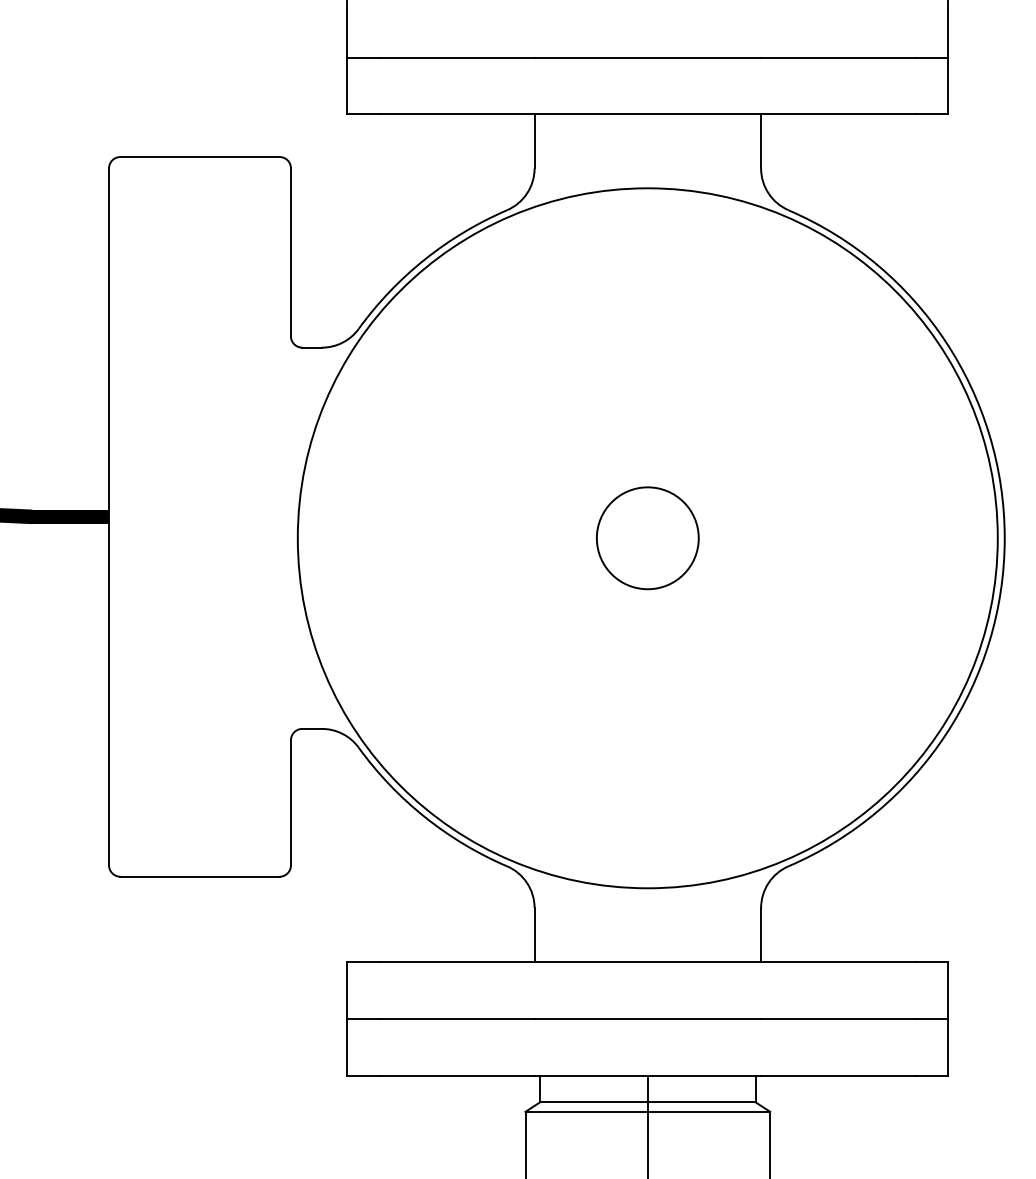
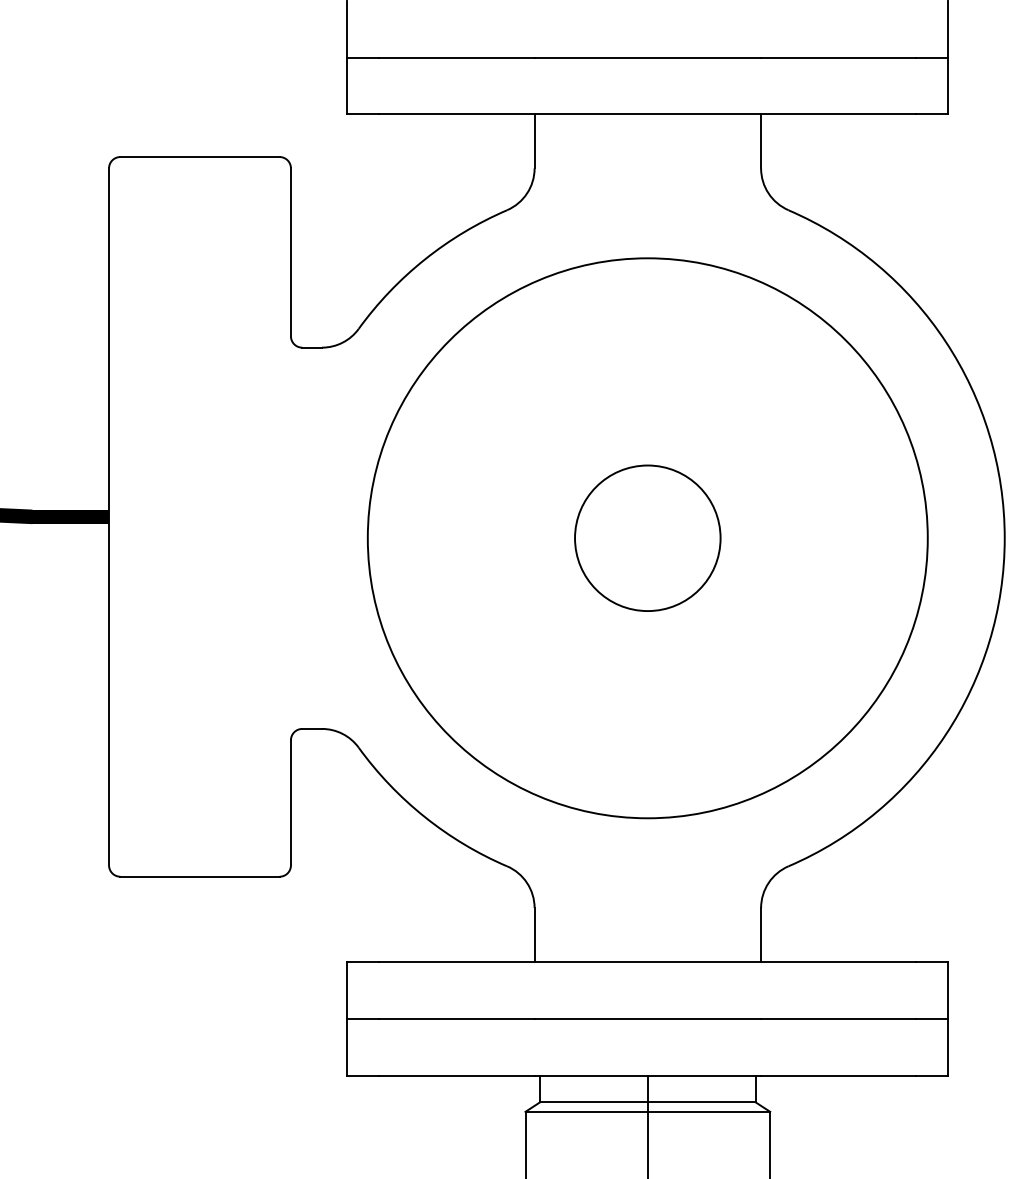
circle diameter: 102 px -> 146 px (647, 538)
circle diameter: 700 px -> 560 px (647, 538)
